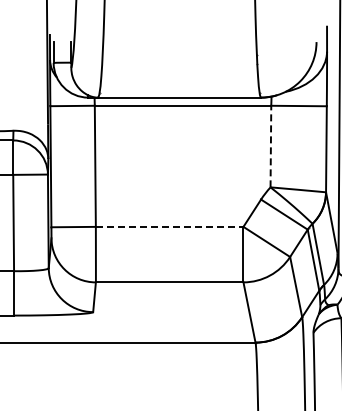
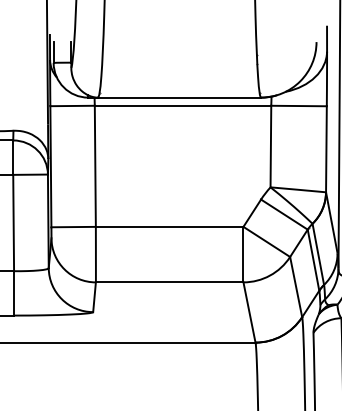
line: dashed -> solid (270, 146)
line: dashed -> solid (169, 226)
